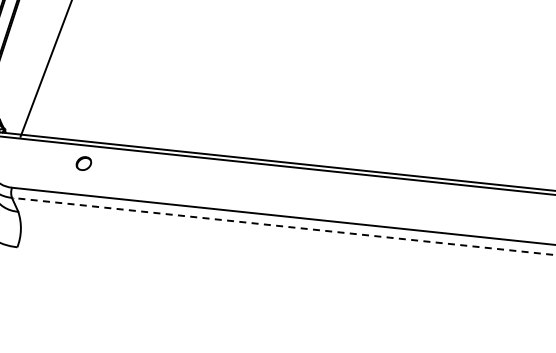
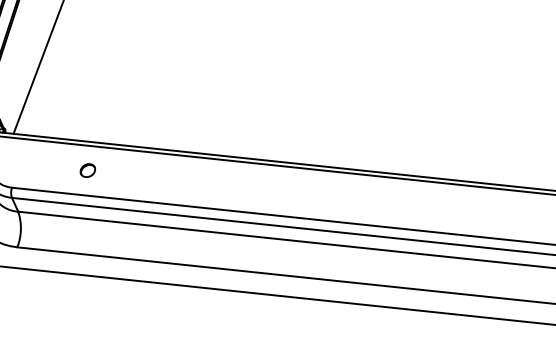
line position: (45, 69) -> (38, 67) (38, 67)
part position: (83, 163) -> (87, 170) (87, 170)
line: dashed -> solid (283, 226)
line: none -> present (285, 239)
line: none -> present (284, 275)
line: none -> present (277, 295)
